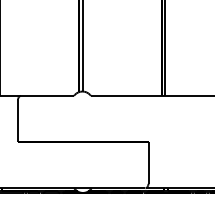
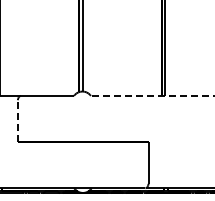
line: solid -> dashed (152, 95)
line: solid -> dashed (17, 121)
